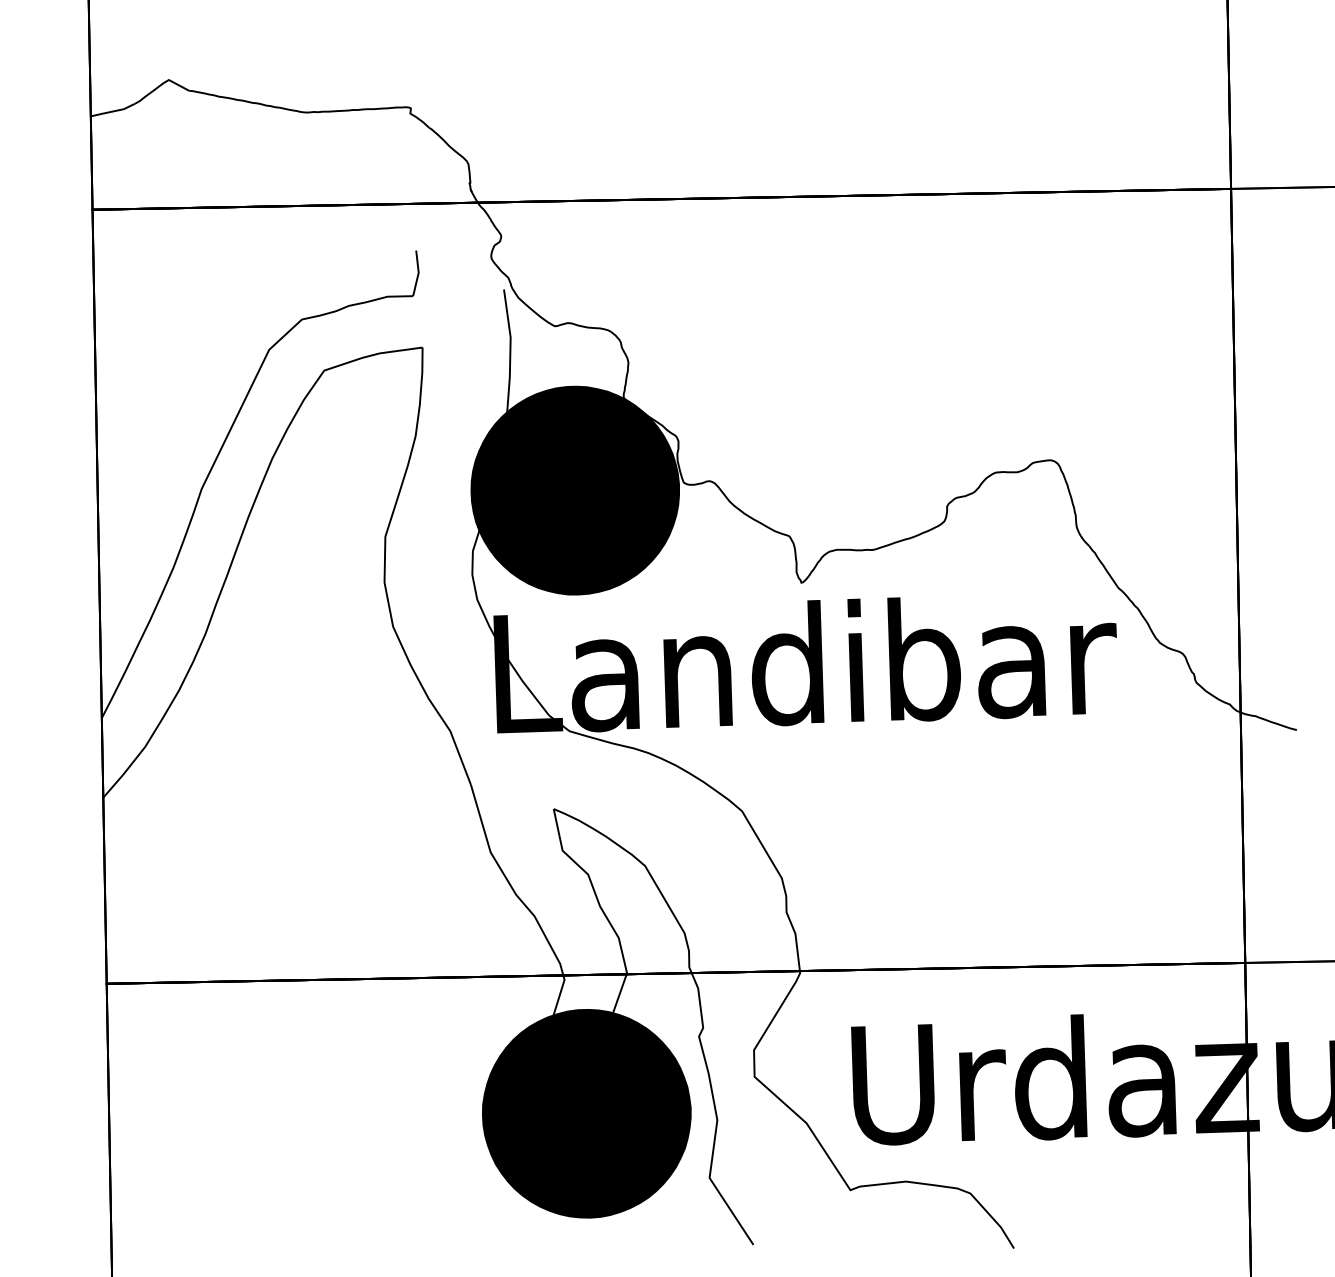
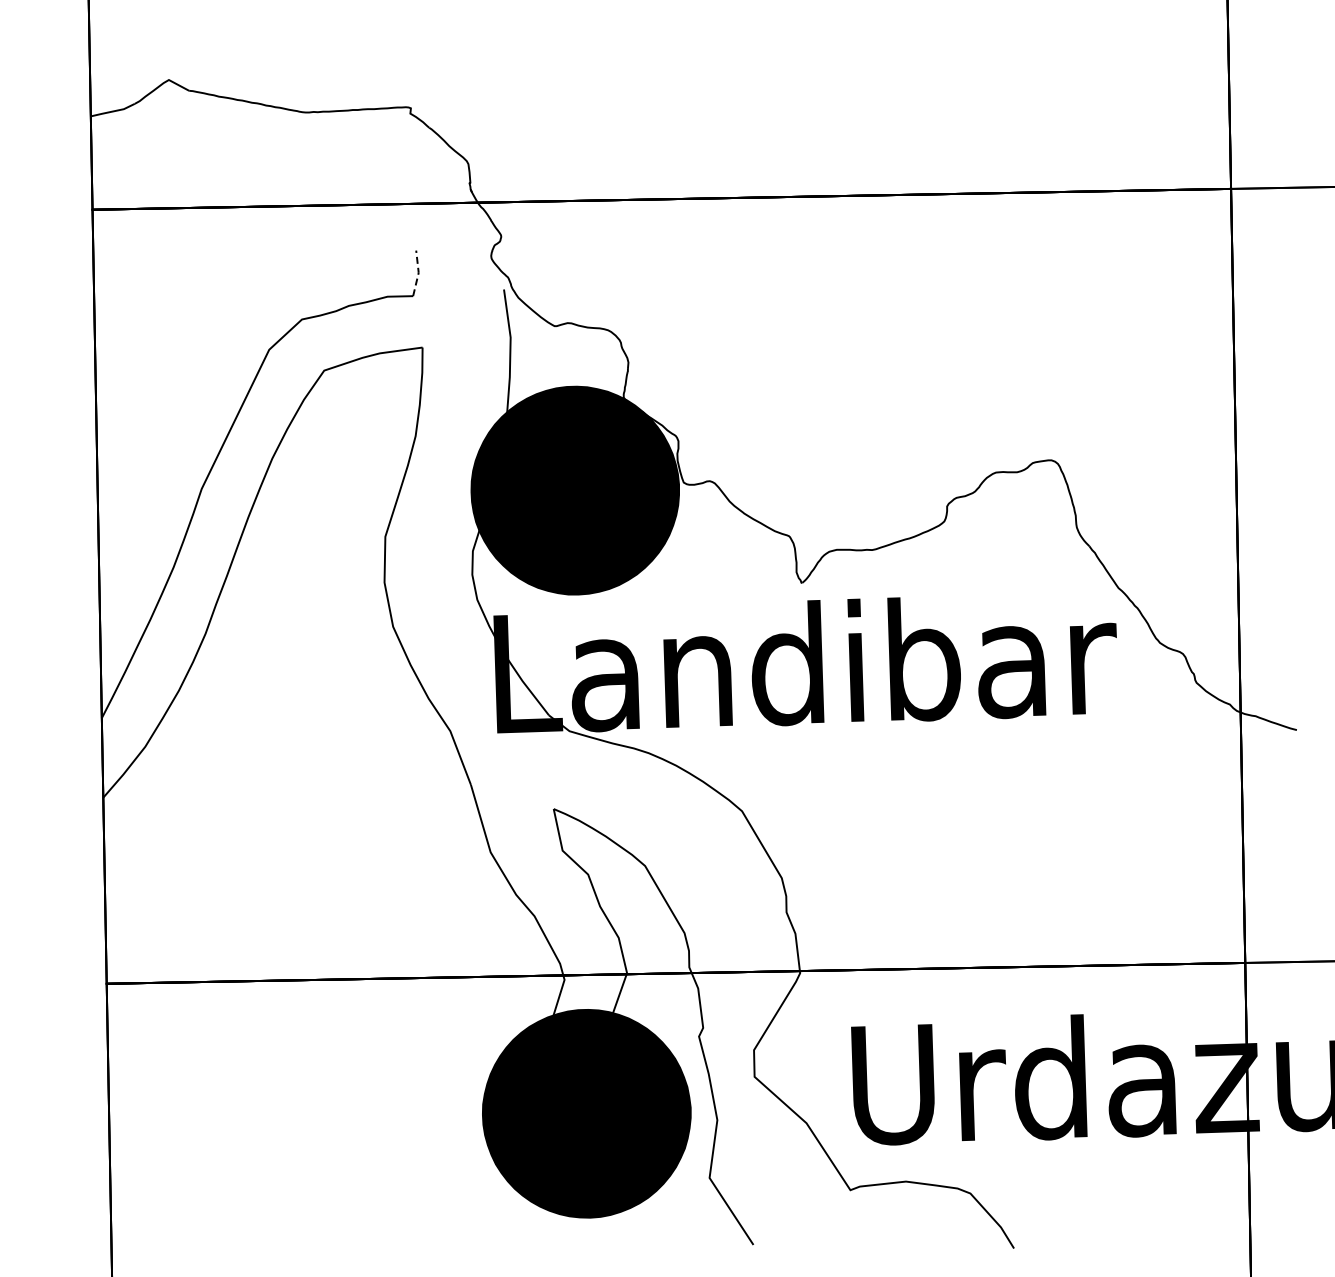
line: solid -> dashed (418, 272)
